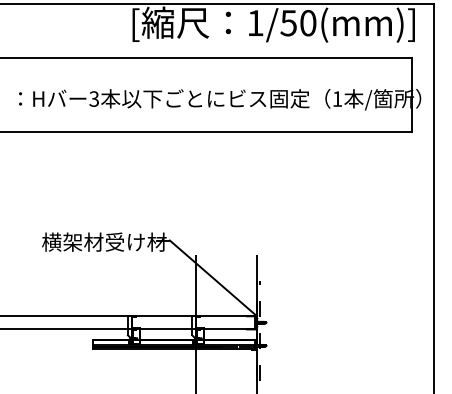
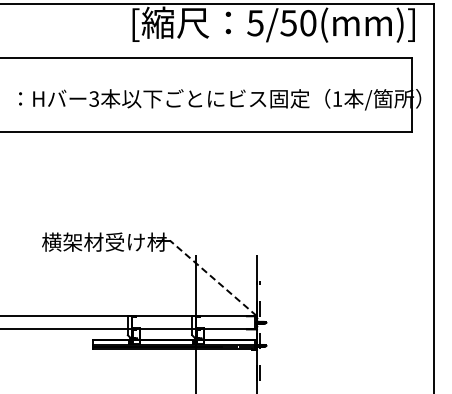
text: 1/50(mm)] -> 5/50(mm)] (255, 23)
line: solid -> dashed (213, 278)
